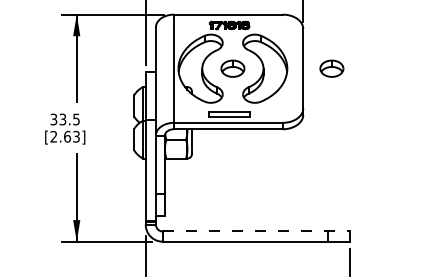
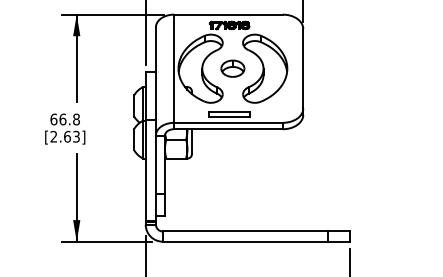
part: present -> none (331, 68)
text: 33.5 -> 66.8 (64, 119)
line: dashed -> solid (256, 231)
